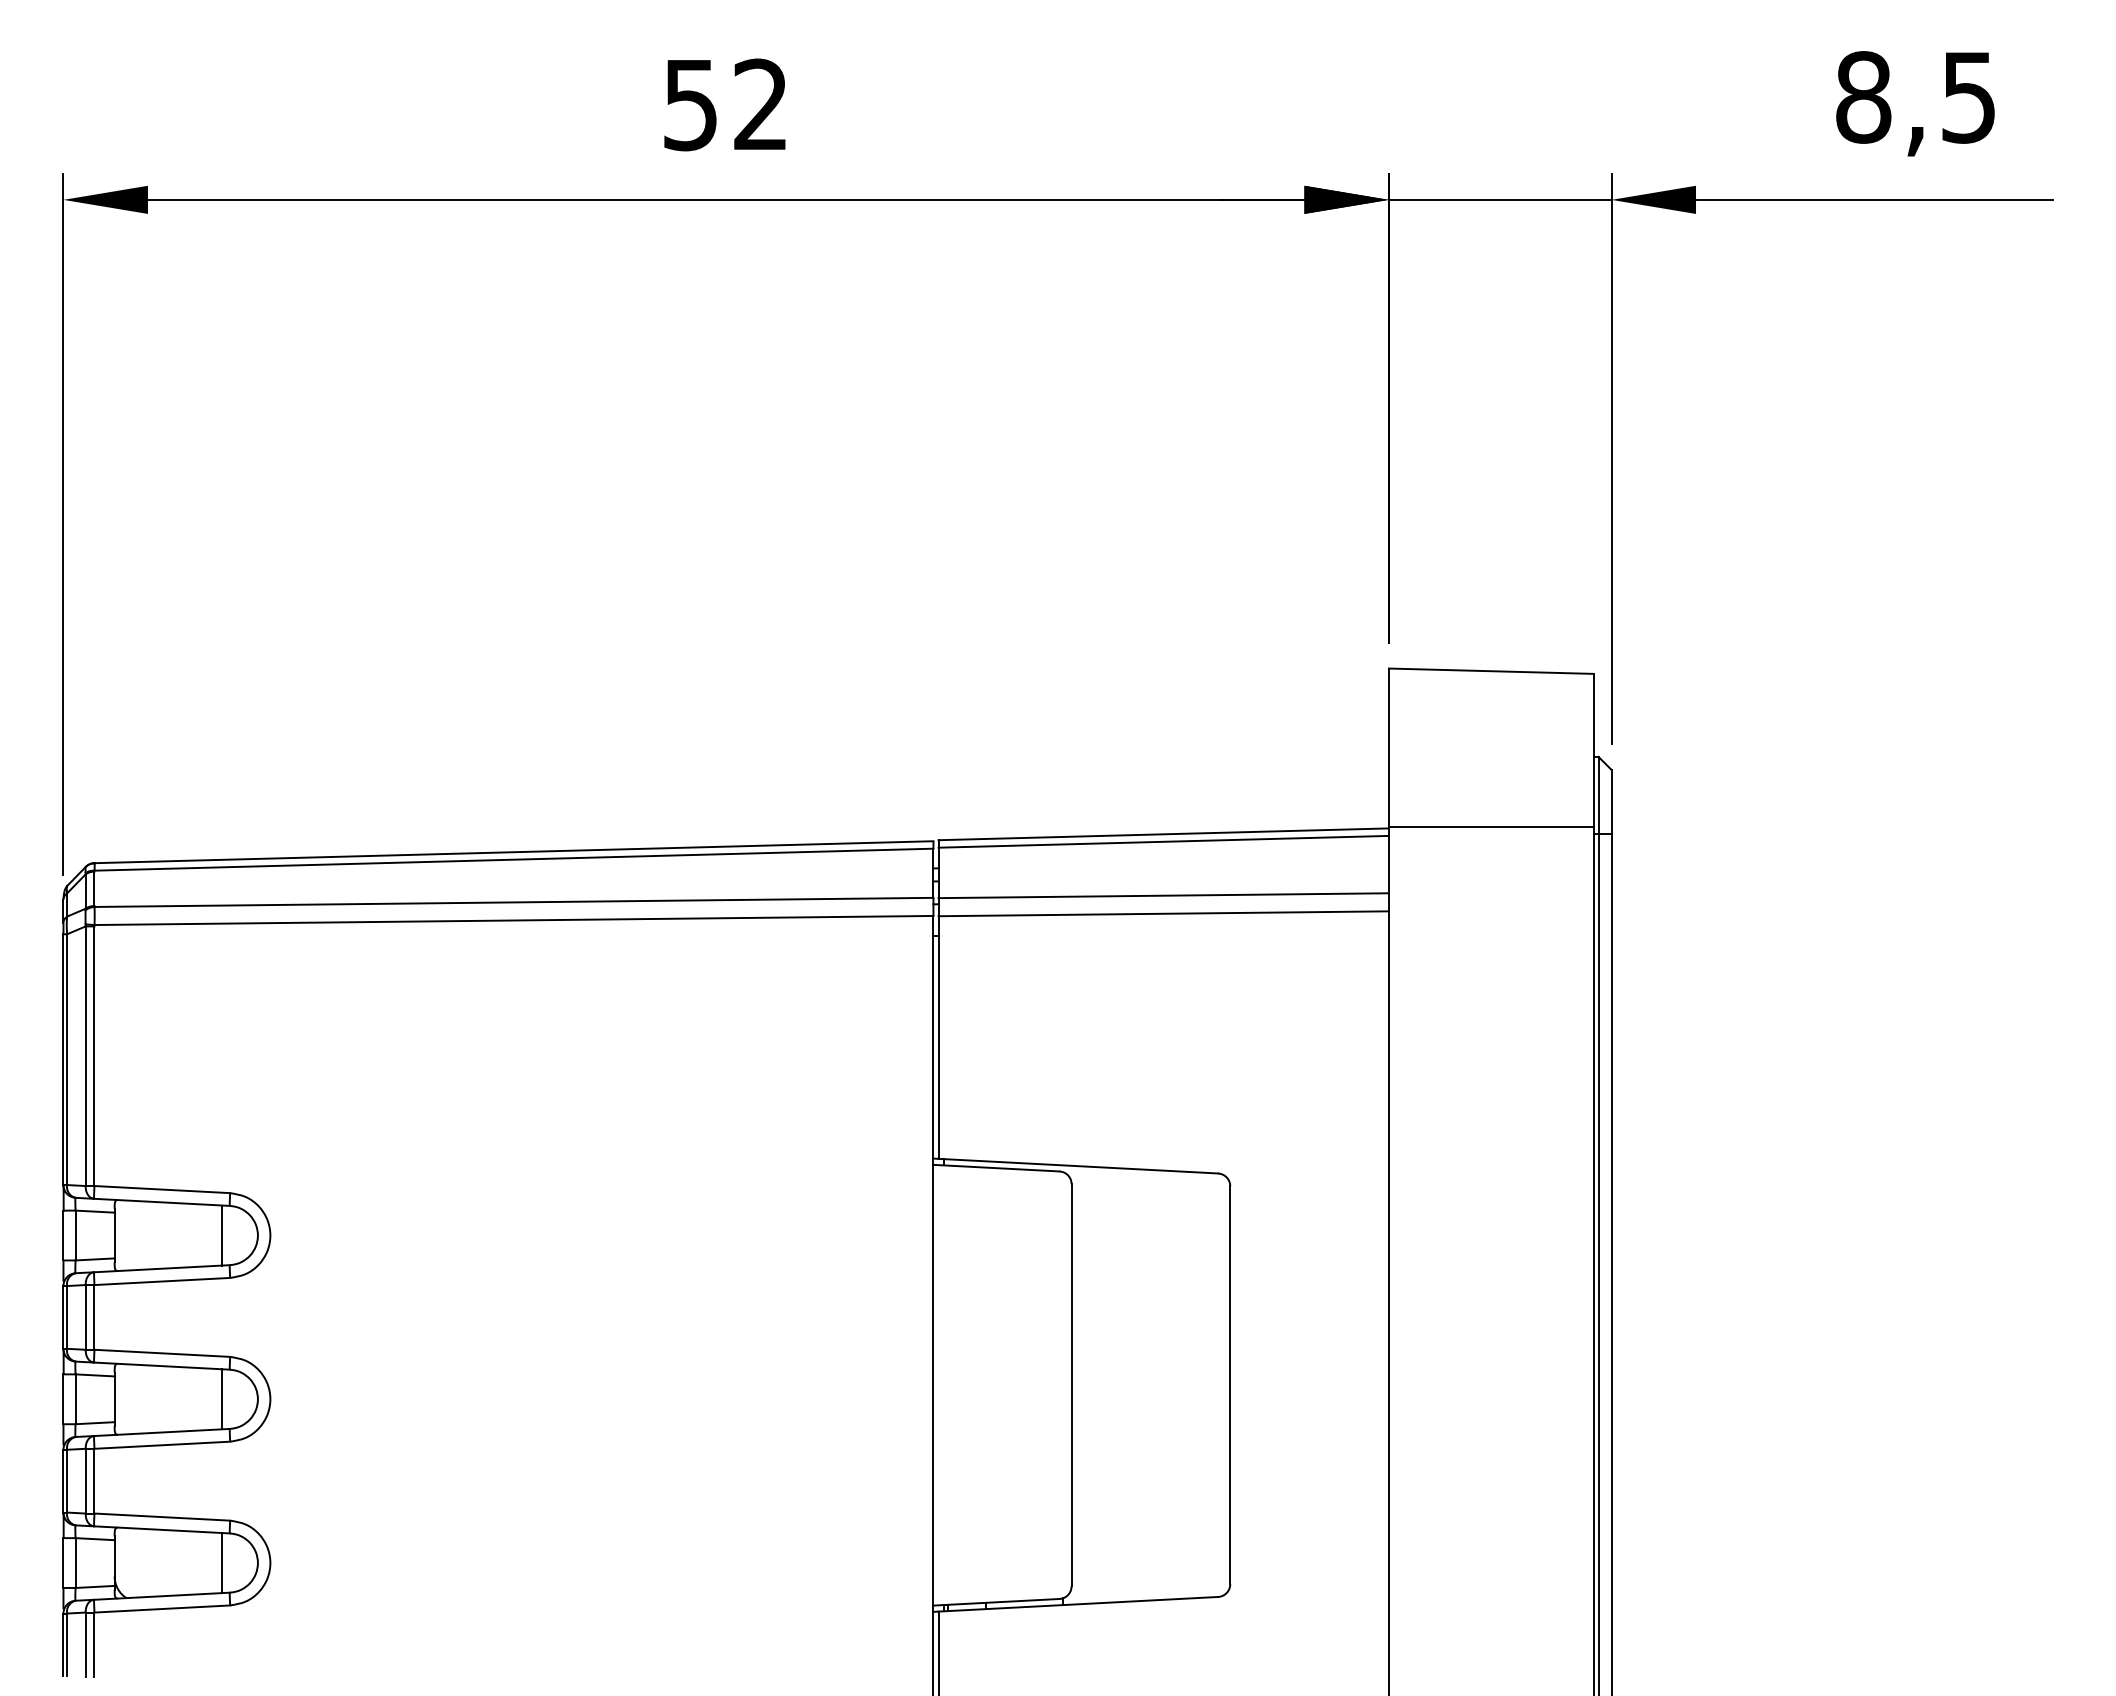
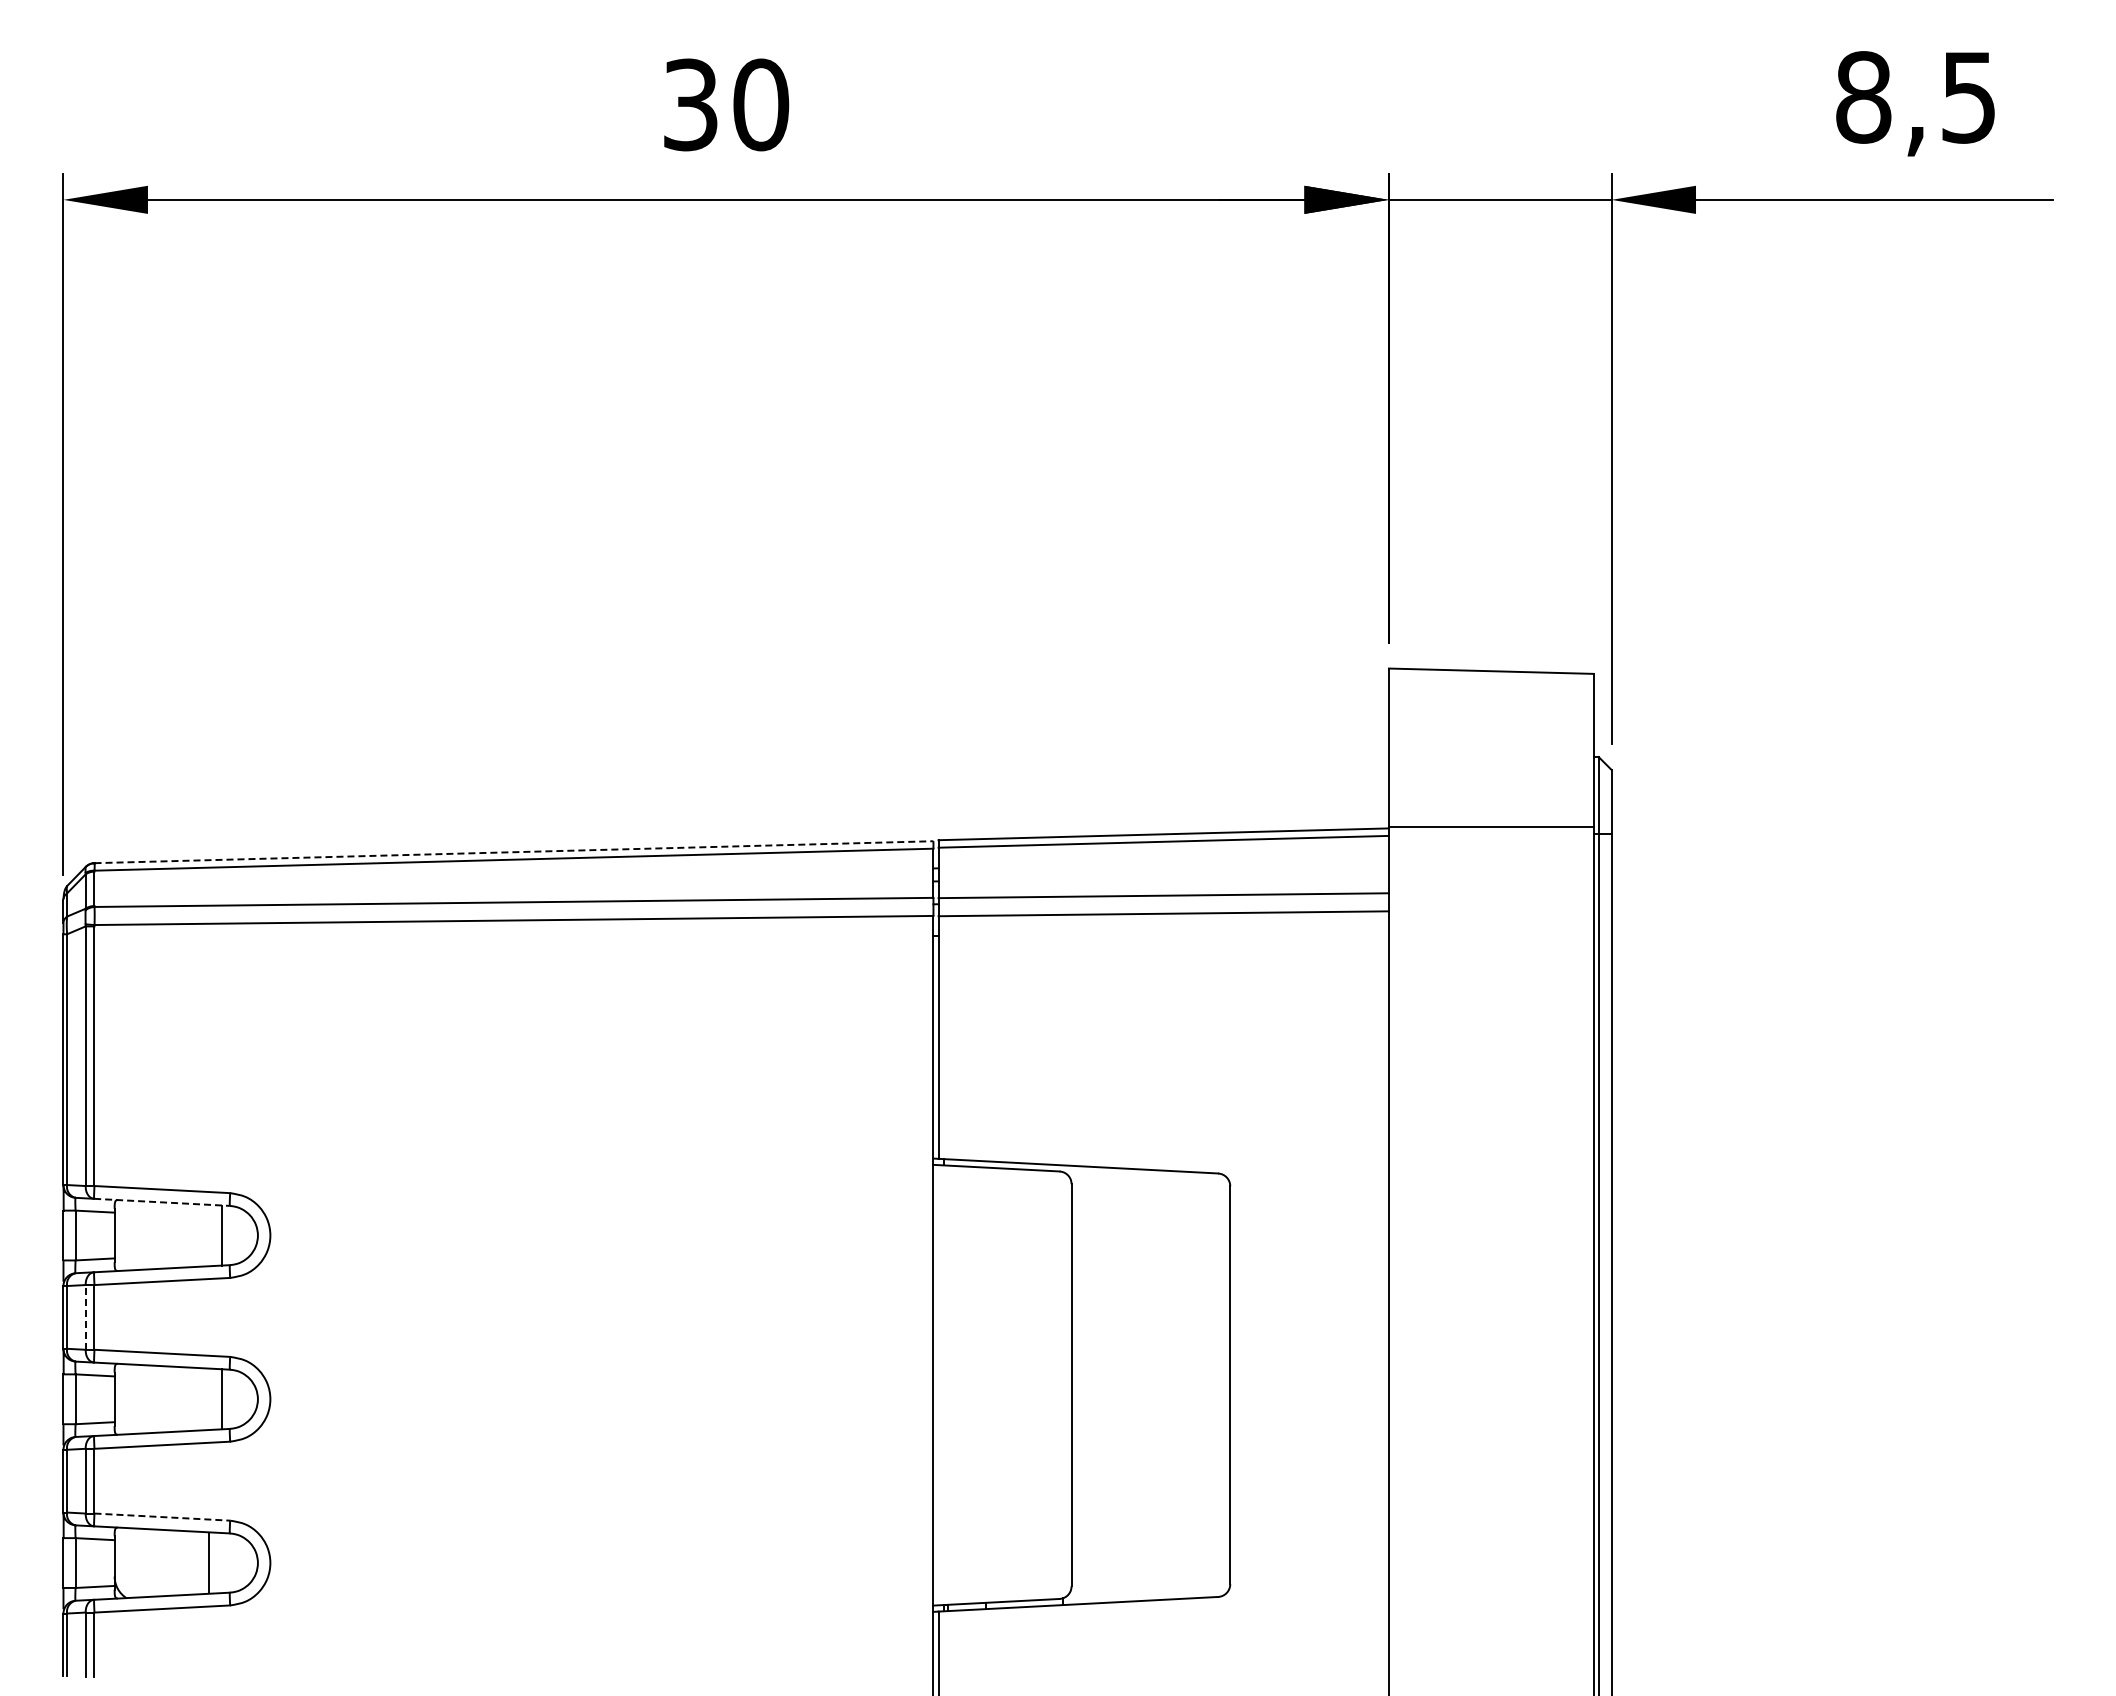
text: 52 -> 30 (726, 104)
line: solid -> dashed (513, 852)
line: solid -> dashed (161, 1202)
line: solid -> dashed (85, 1316)
line: solid -> dashed (162, 1517)
line position: (222, 1563) -> (209, 1563) (209, 1563)
